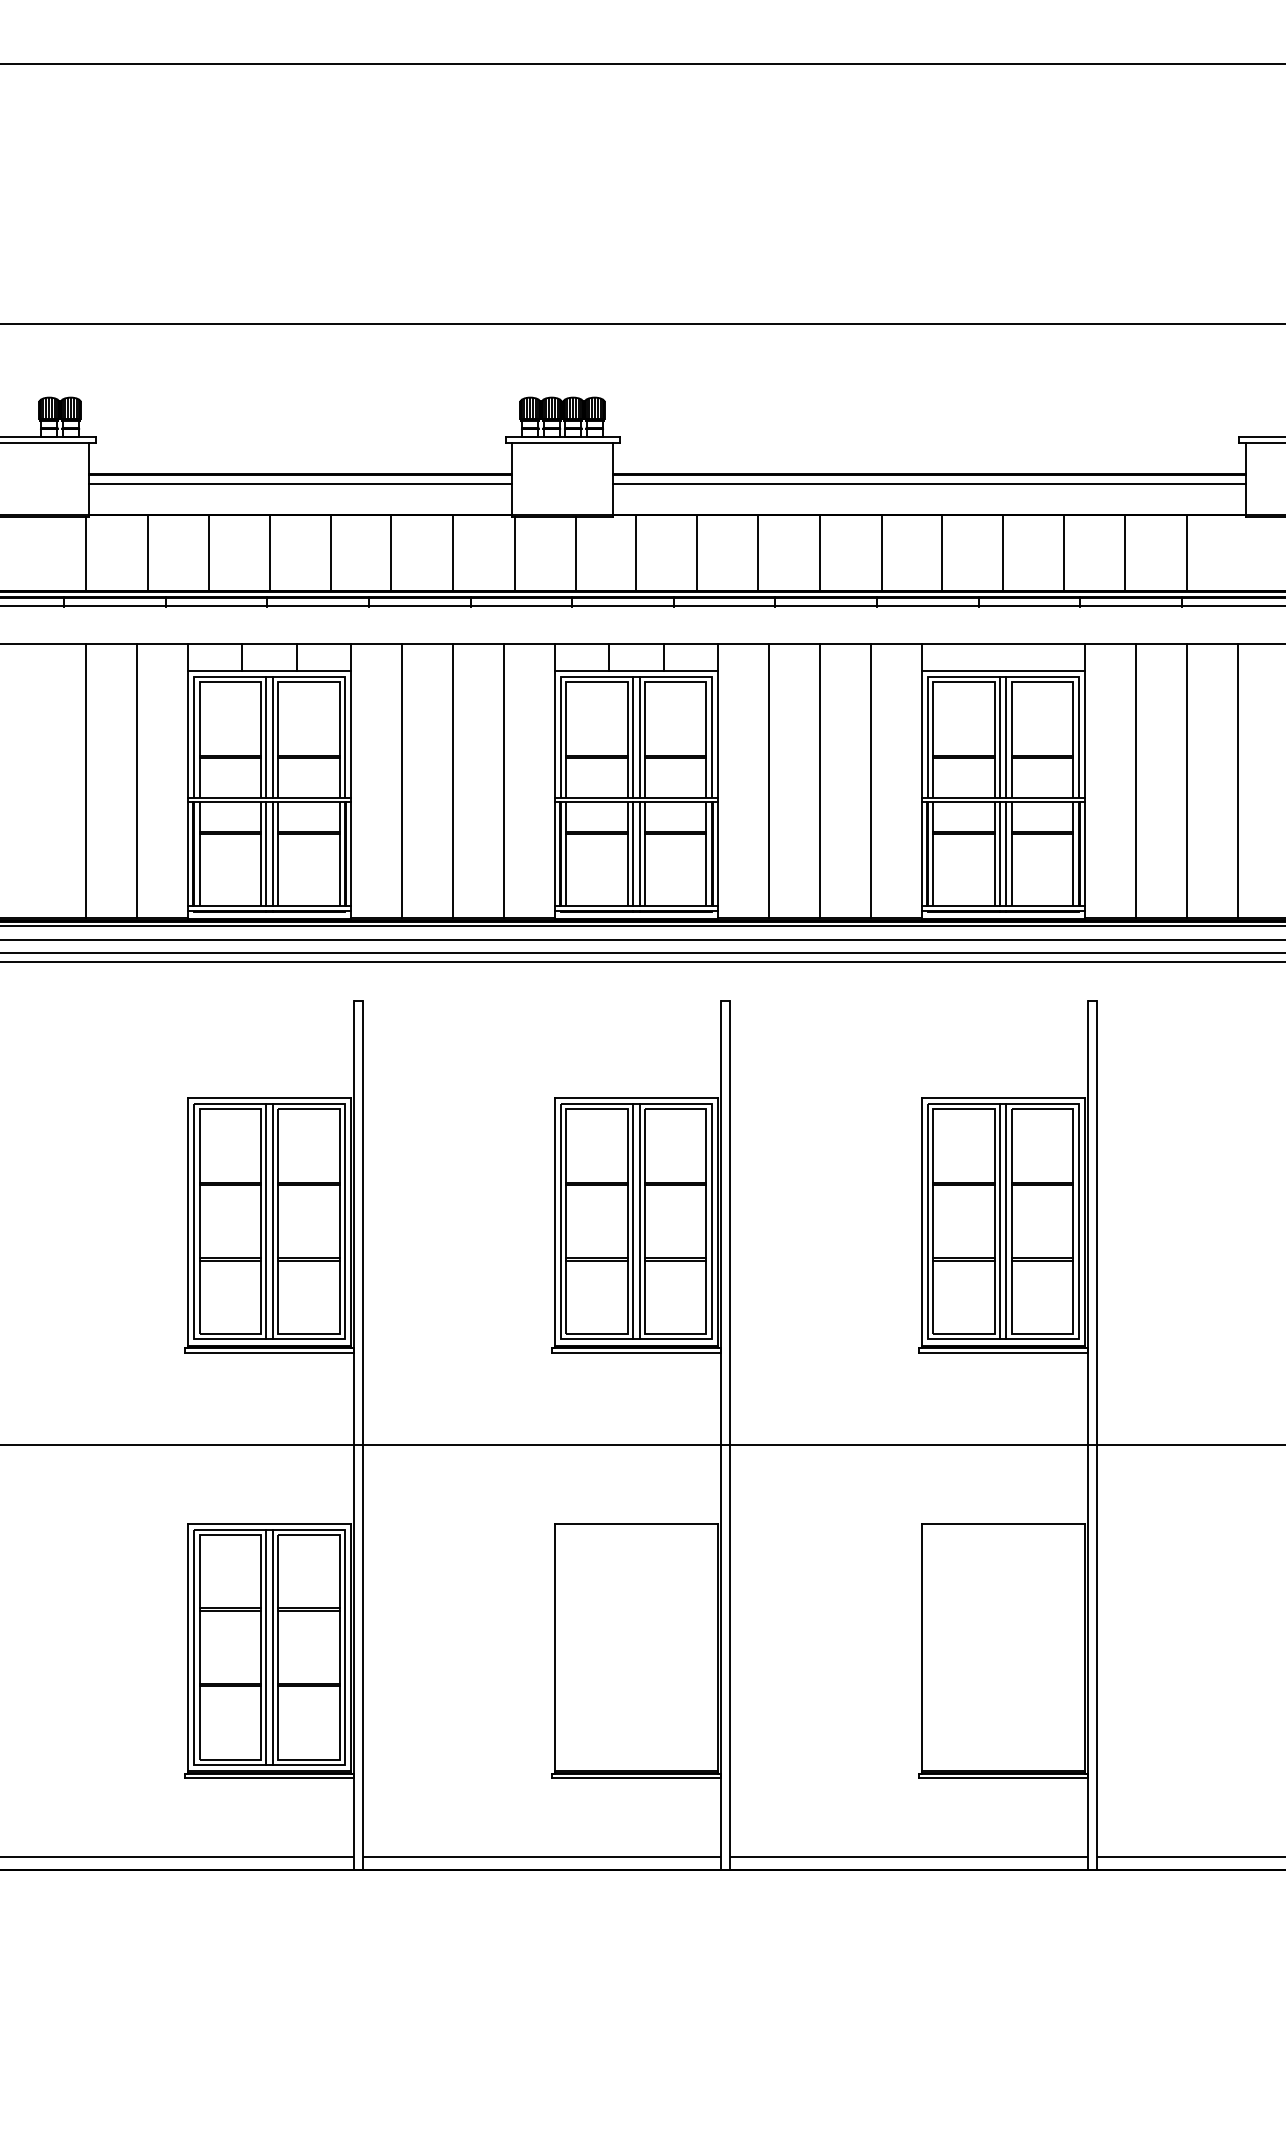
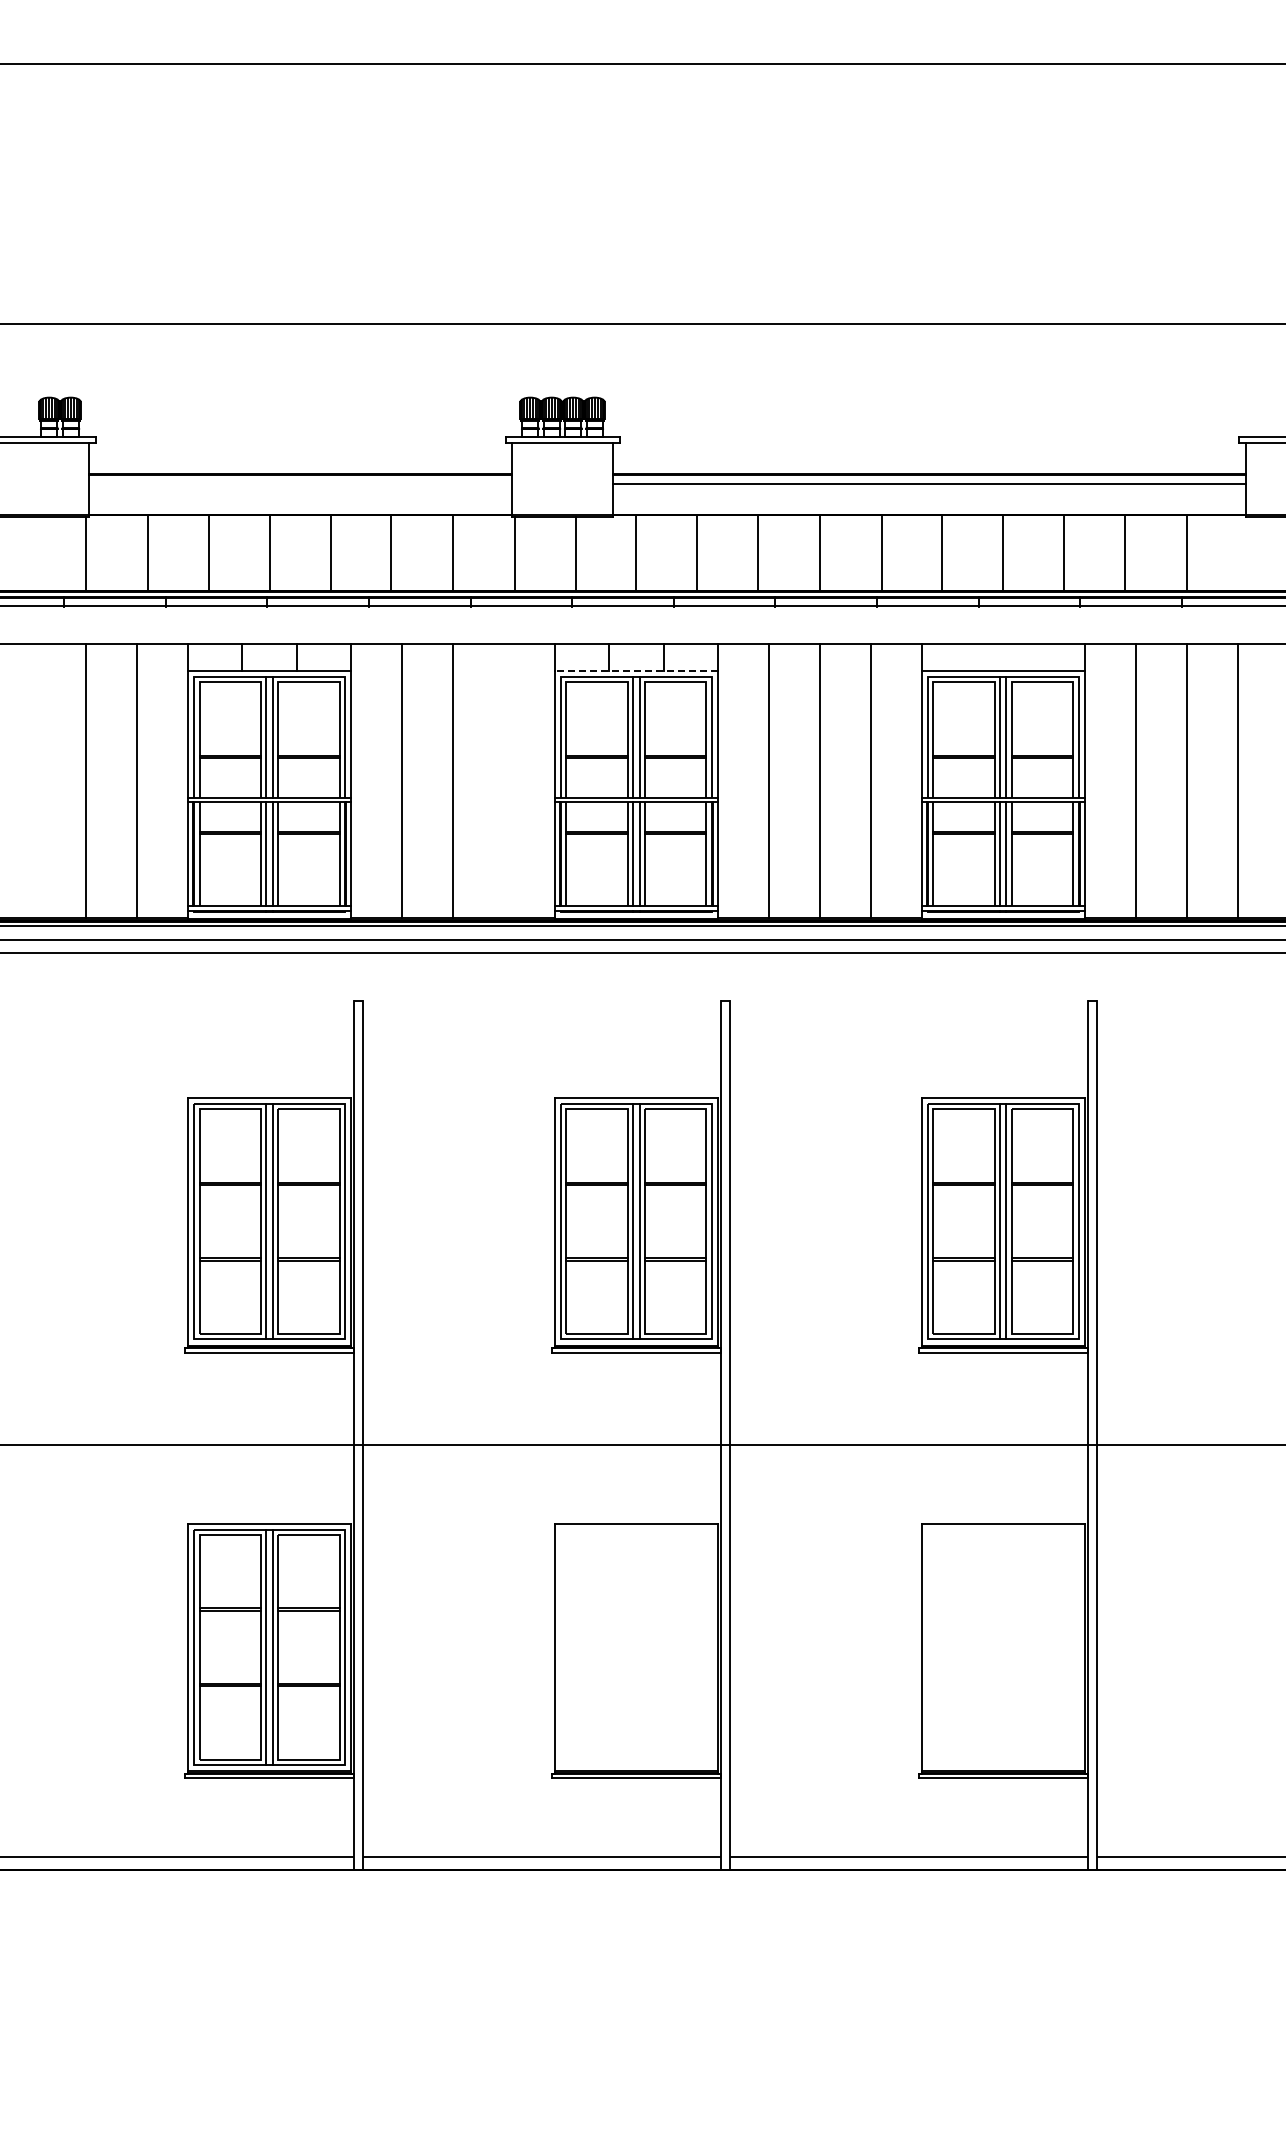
line: present -> none (300, 483)
line: solid -> dashed (635, 671)
line: present -> none (503, 780)
line: present -> none (642, 962)
